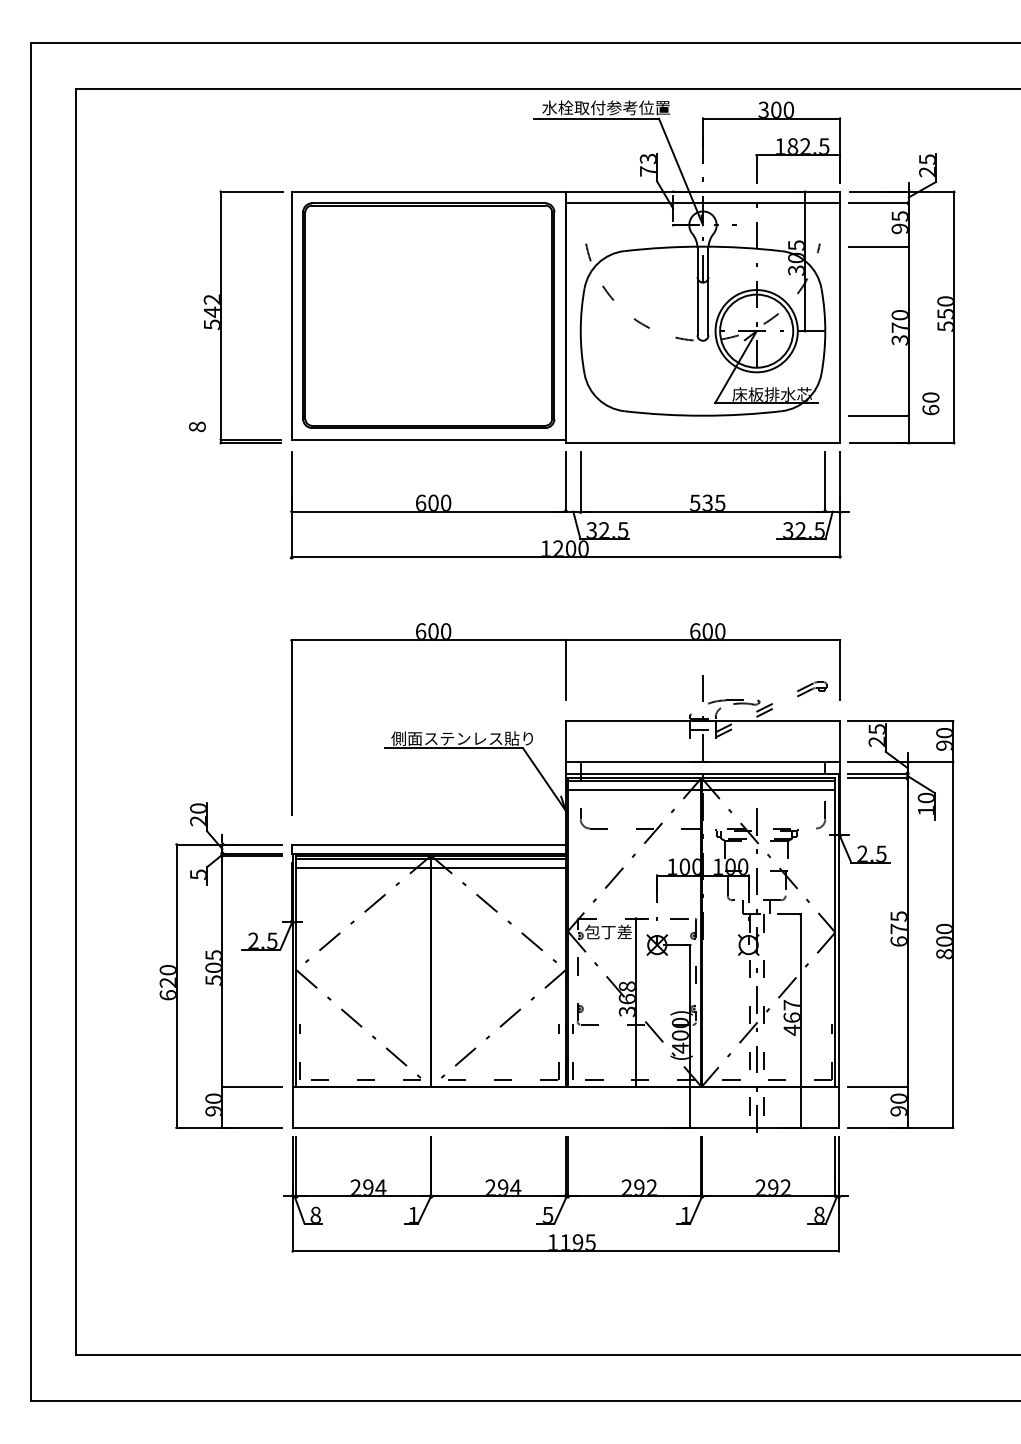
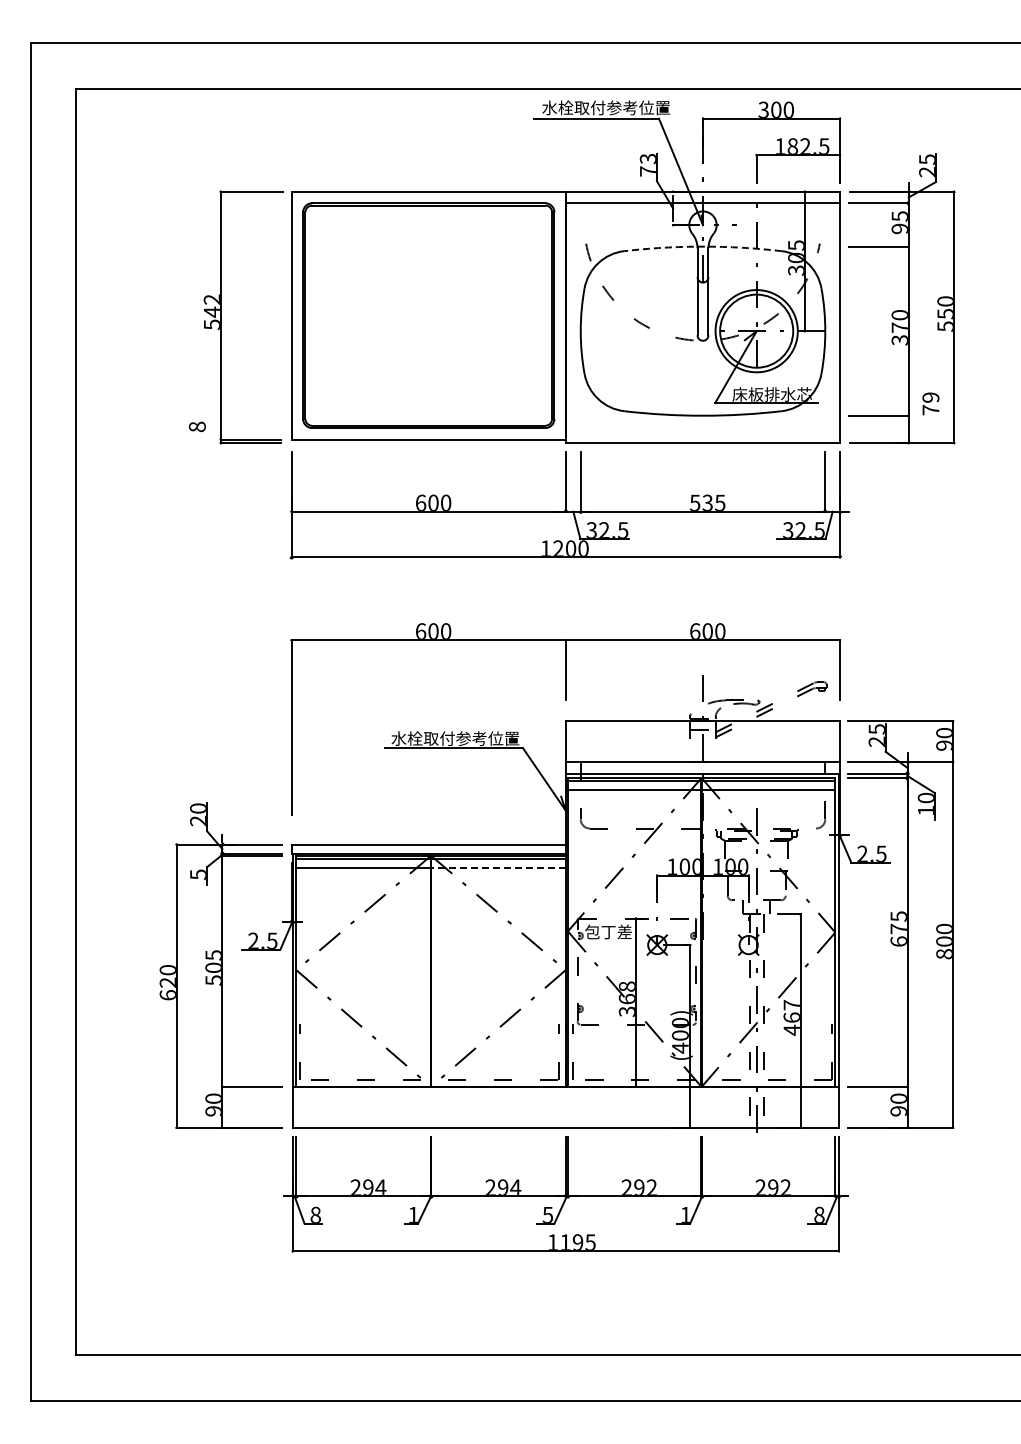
arc: solid -> dashed (702, 246)
text: 60 -> 79 (930, 403)
text: 側面ステンレス貼り -> 水栓取付参考位置 (461, 738)
line: solid -> dashed (497, 868)
